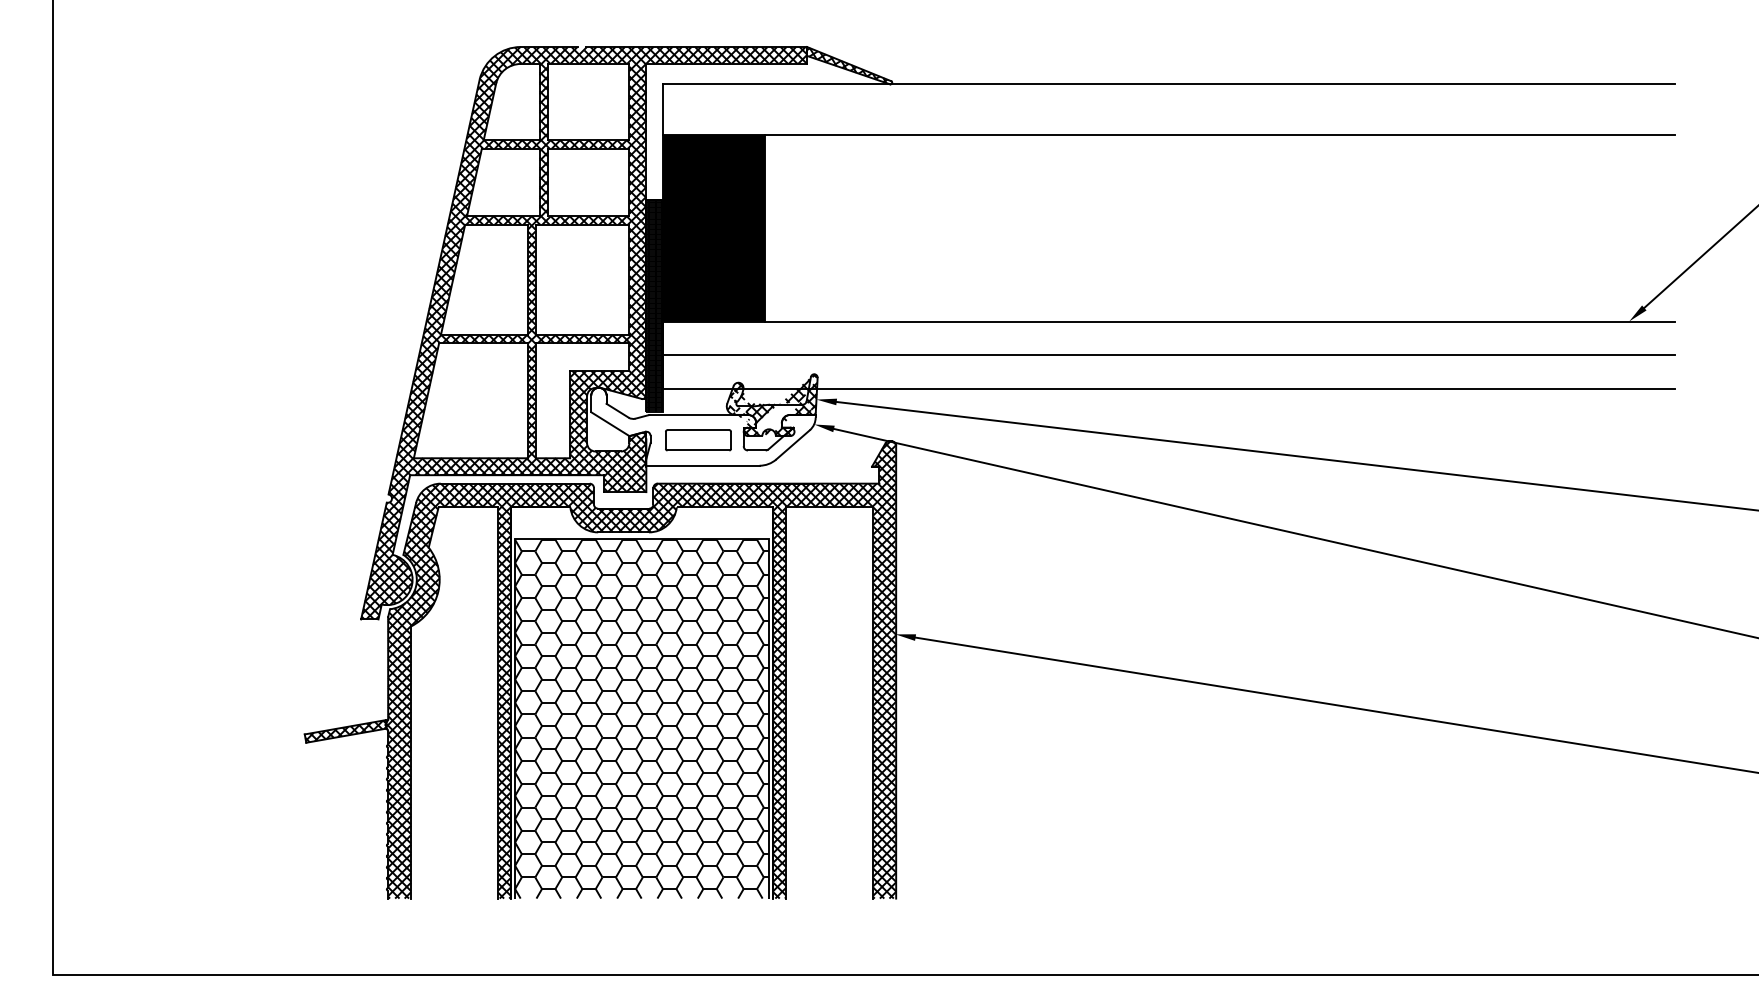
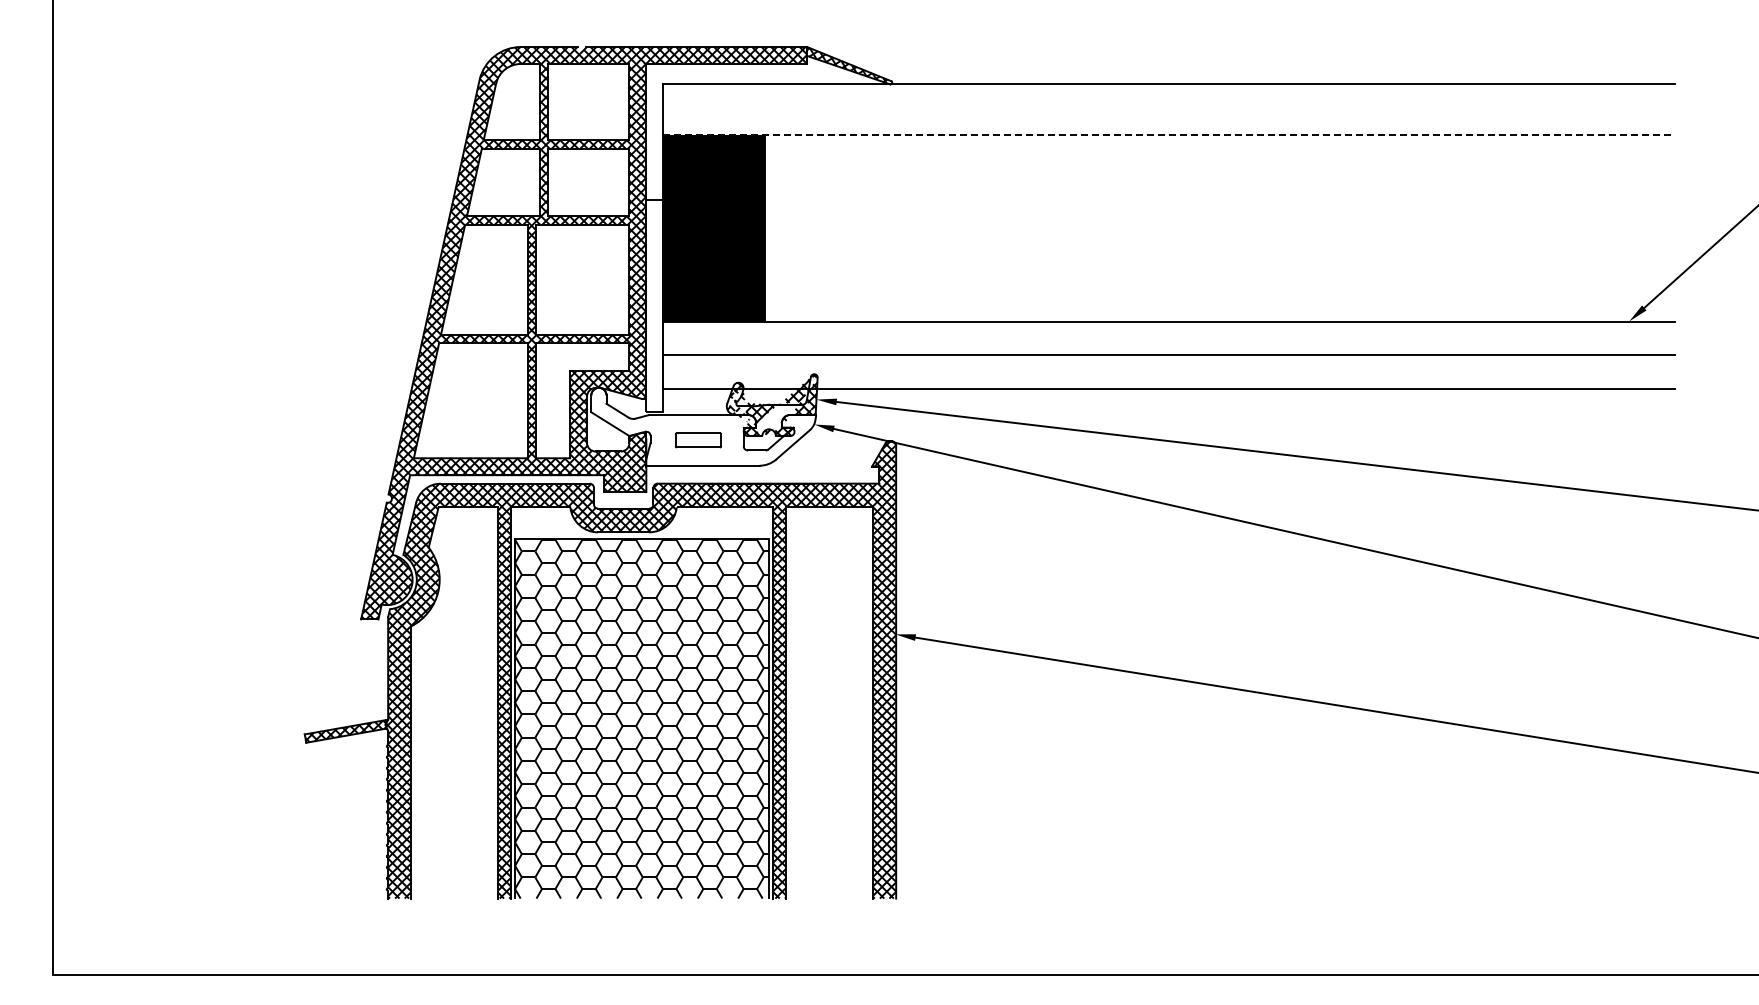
line: solid -> dashed (1169, 135)
hatch: present -> none (654, 305)
part size: 67x23 px -> 48x17 px (697, 440)
